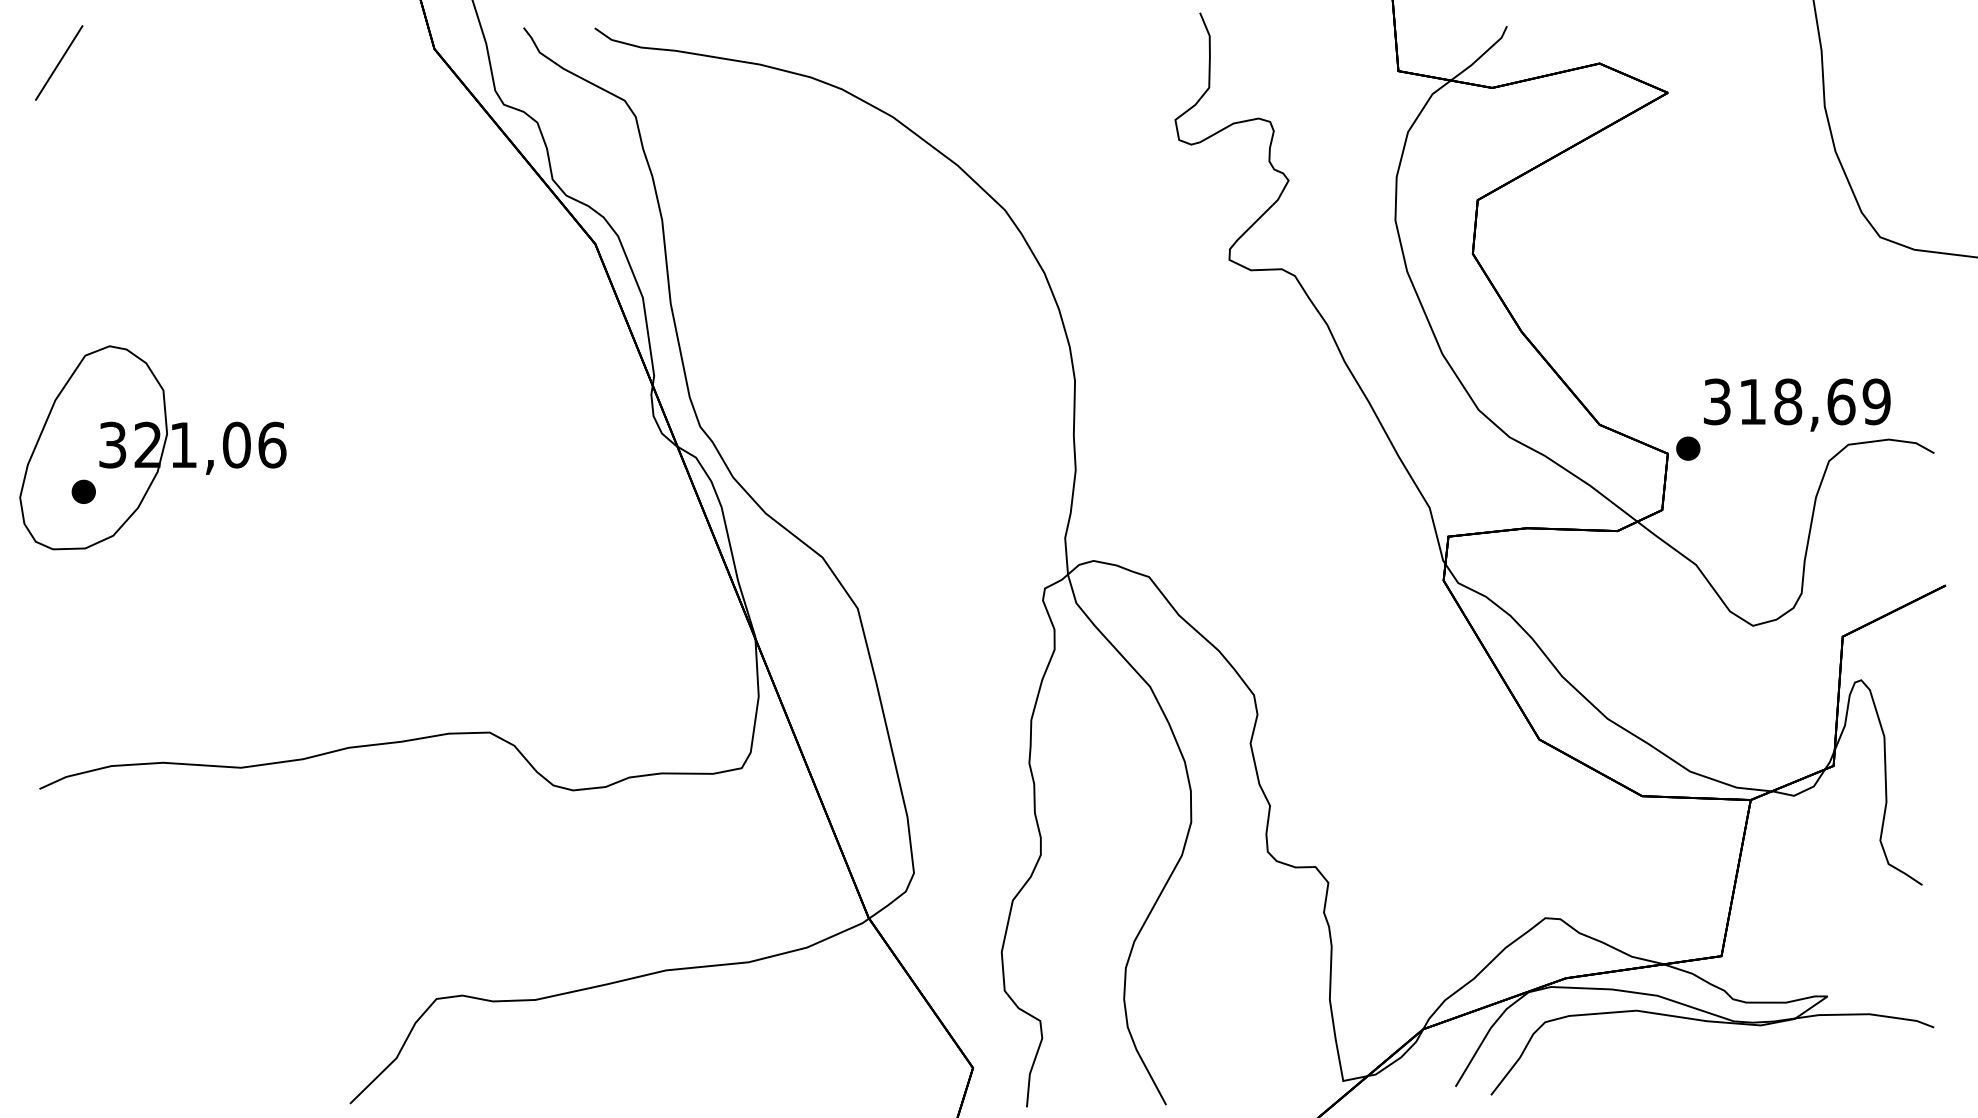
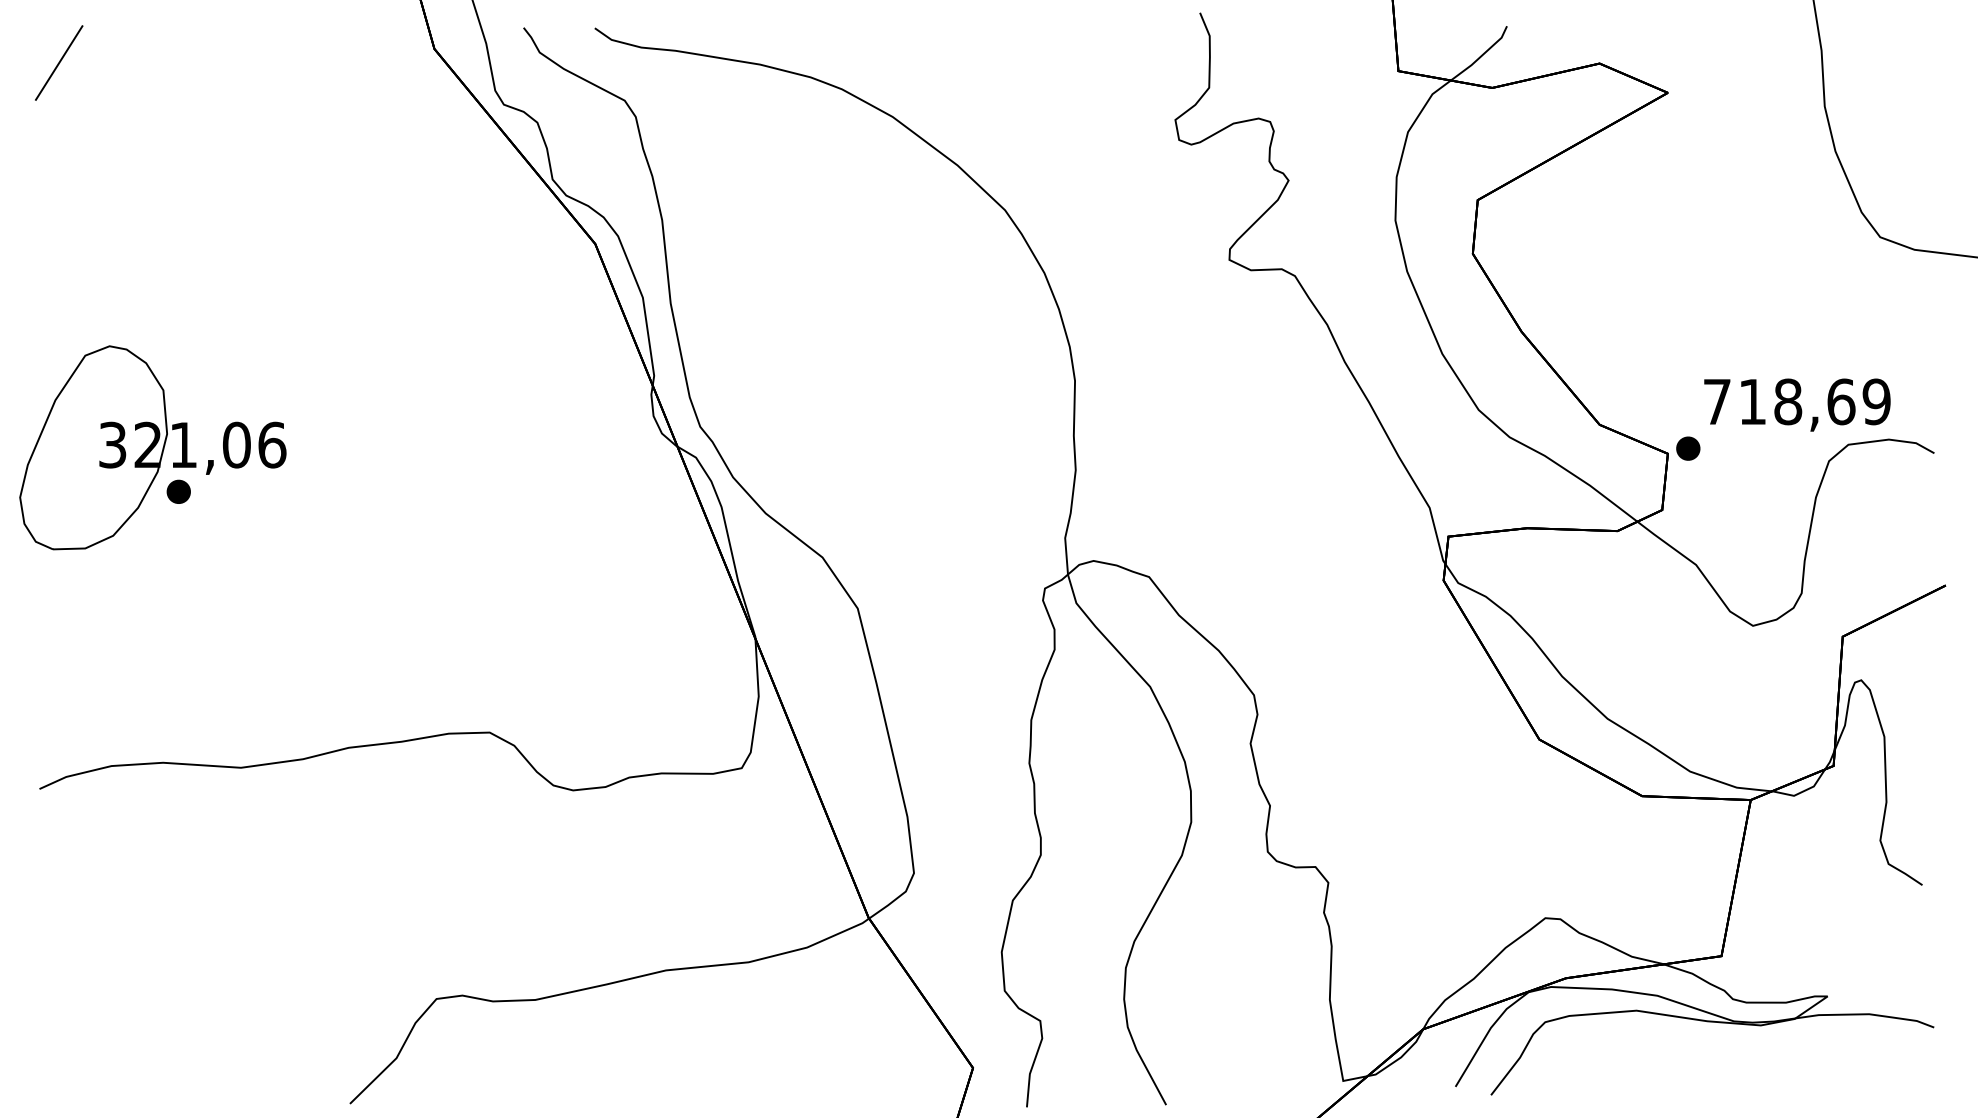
text: 318,69 -> 718,69 (1717, 401)
part position: (83, 491) -> (178, 491) (178, 491)
